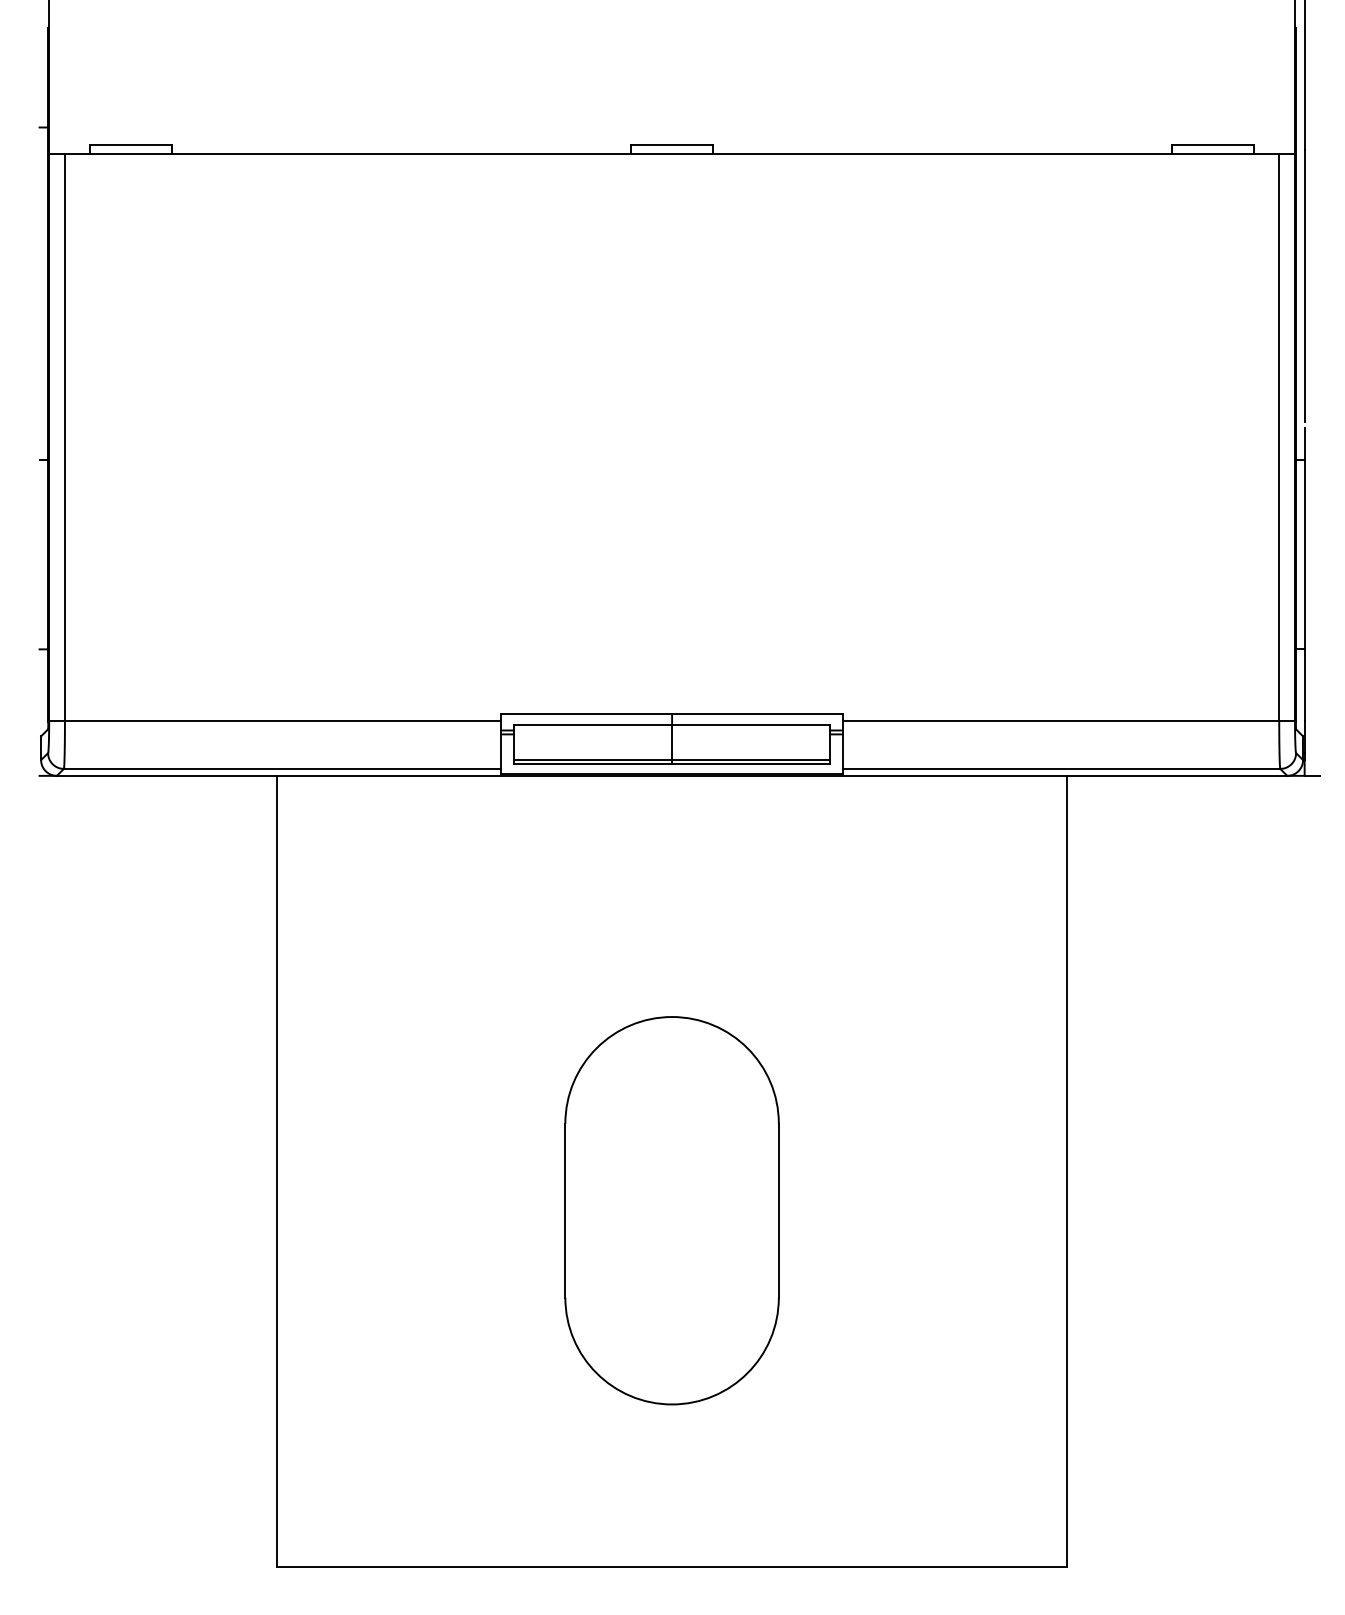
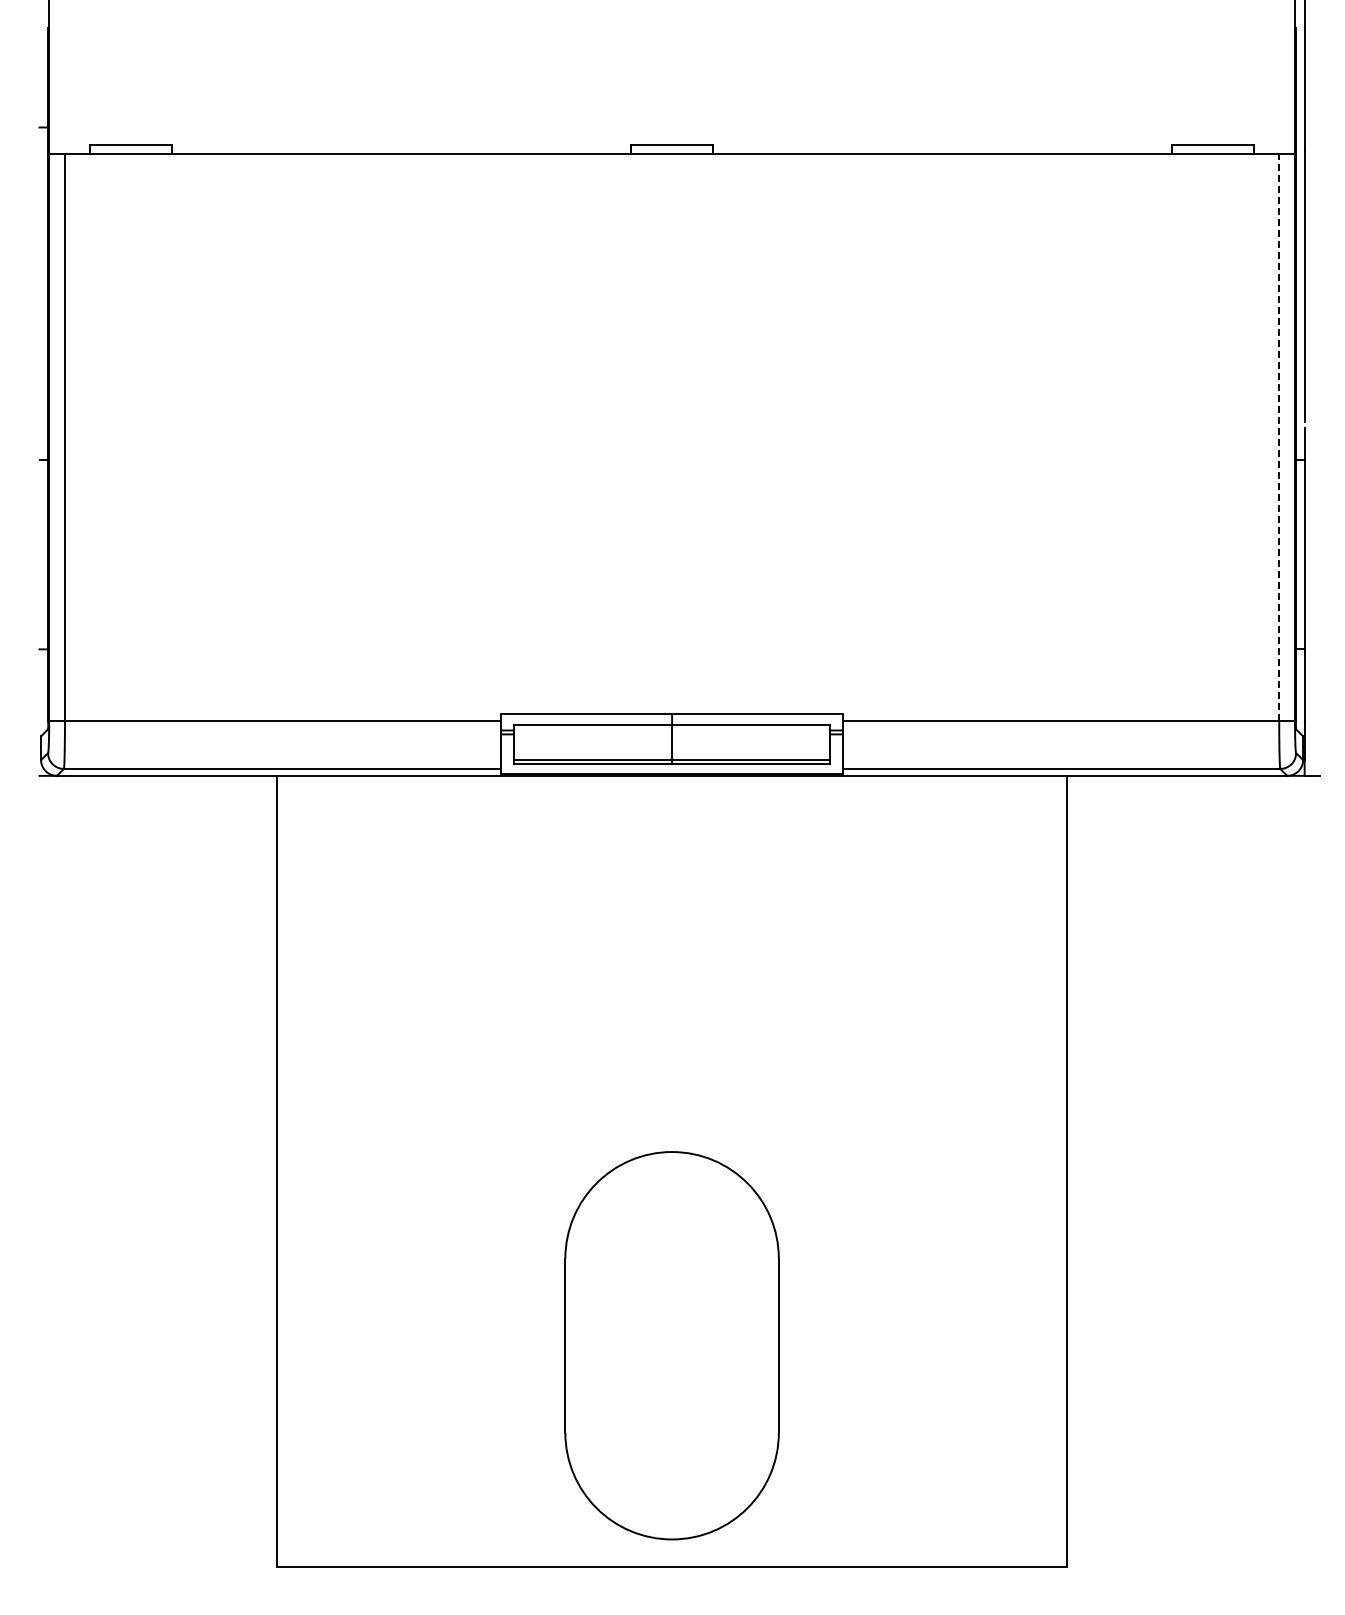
line: solid -> dashed (1279, 437)
part position: (671, 1210) -> (671, 1345) (671, 1345)
